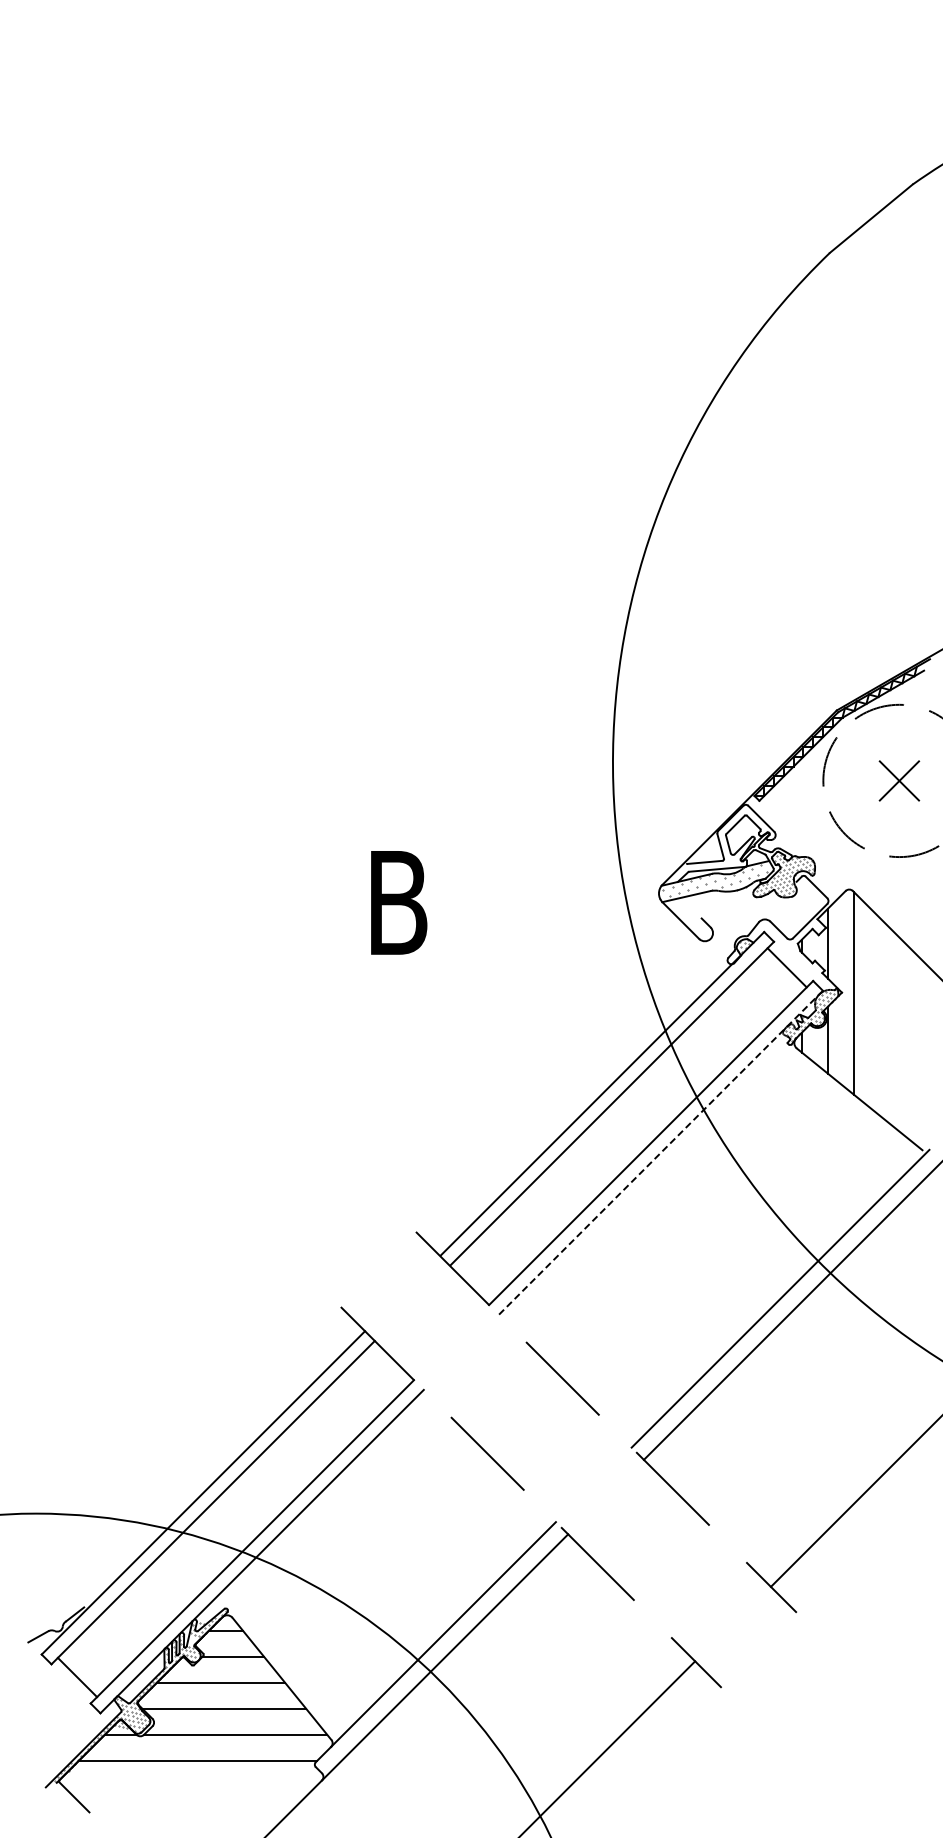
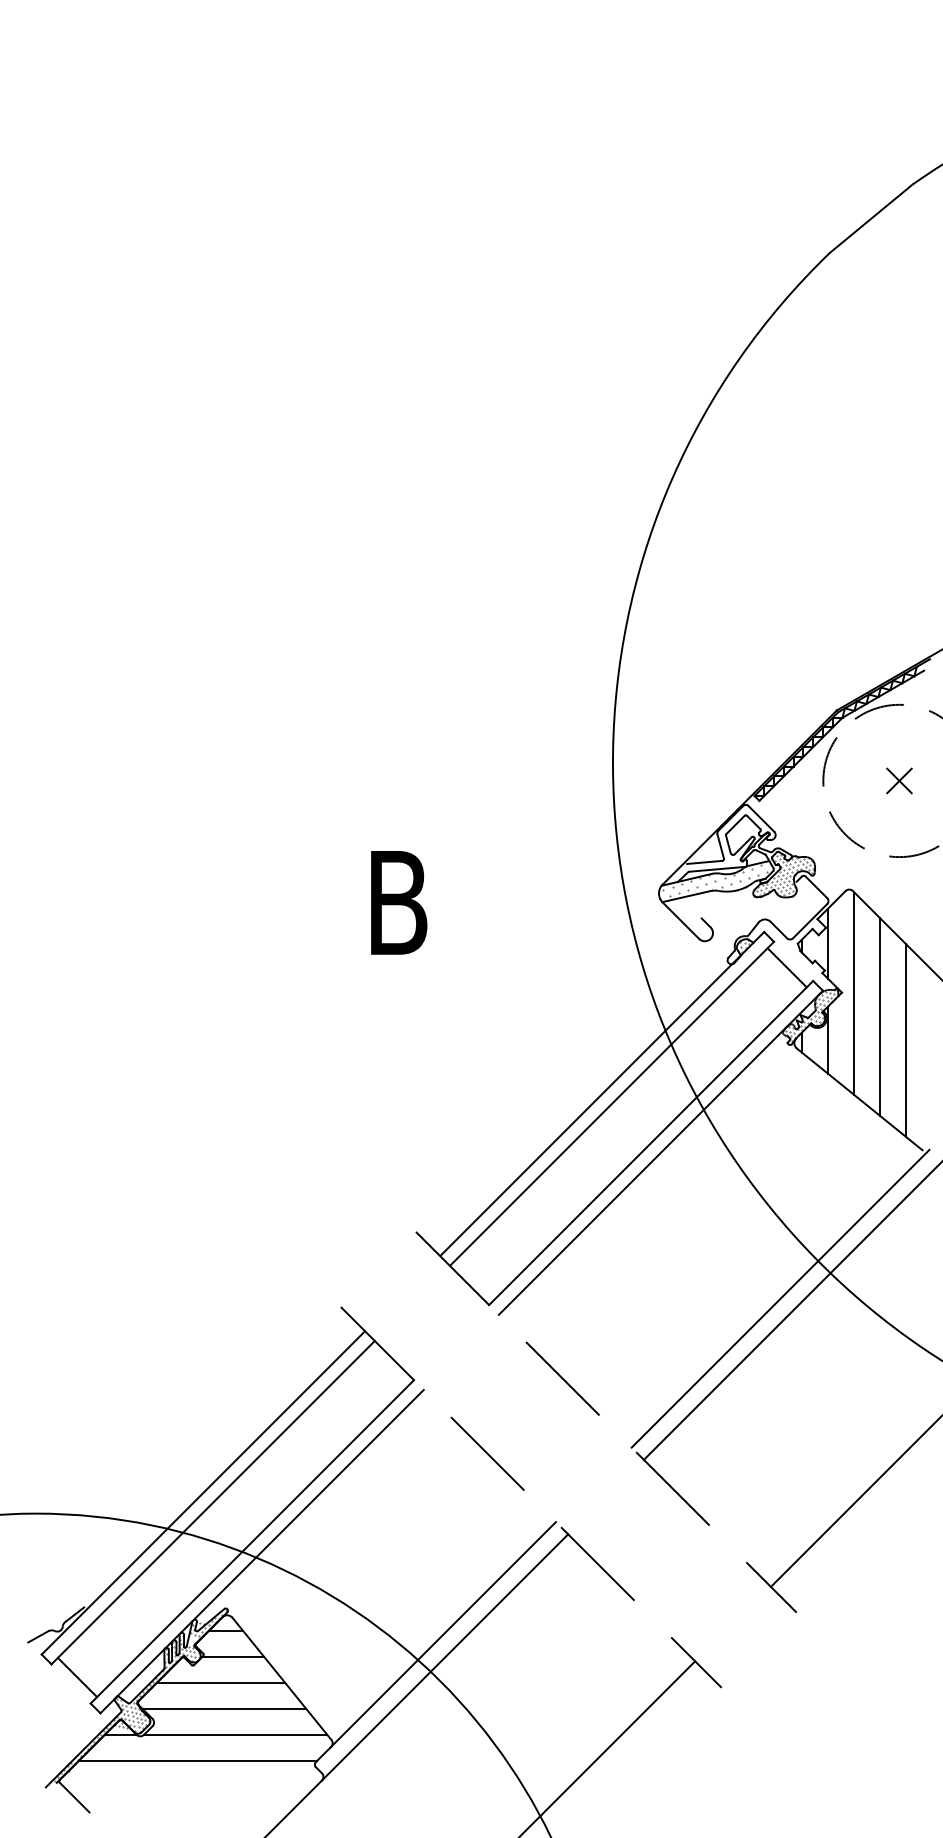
part size: 43x42 px -> 27x28 px (899, 780)
line: none -> present (879, 1016)
line: none -> present (905, 1039)
line: dashed -> solid (660, 1153)
